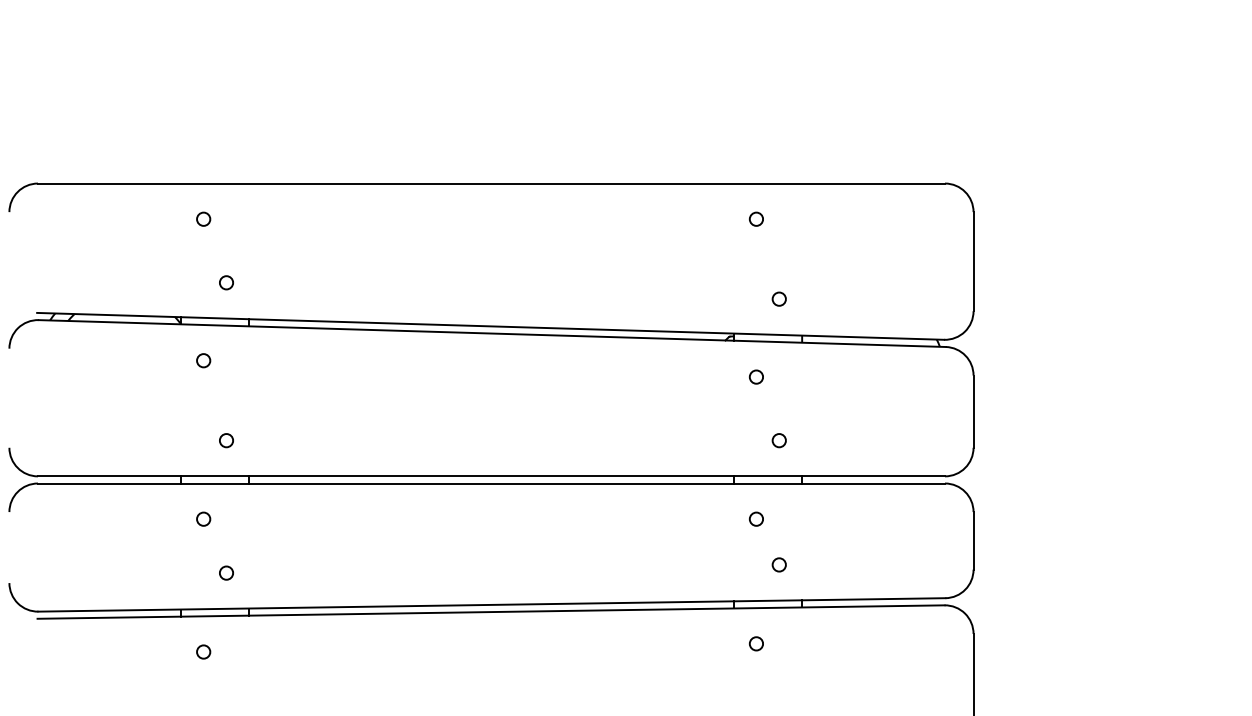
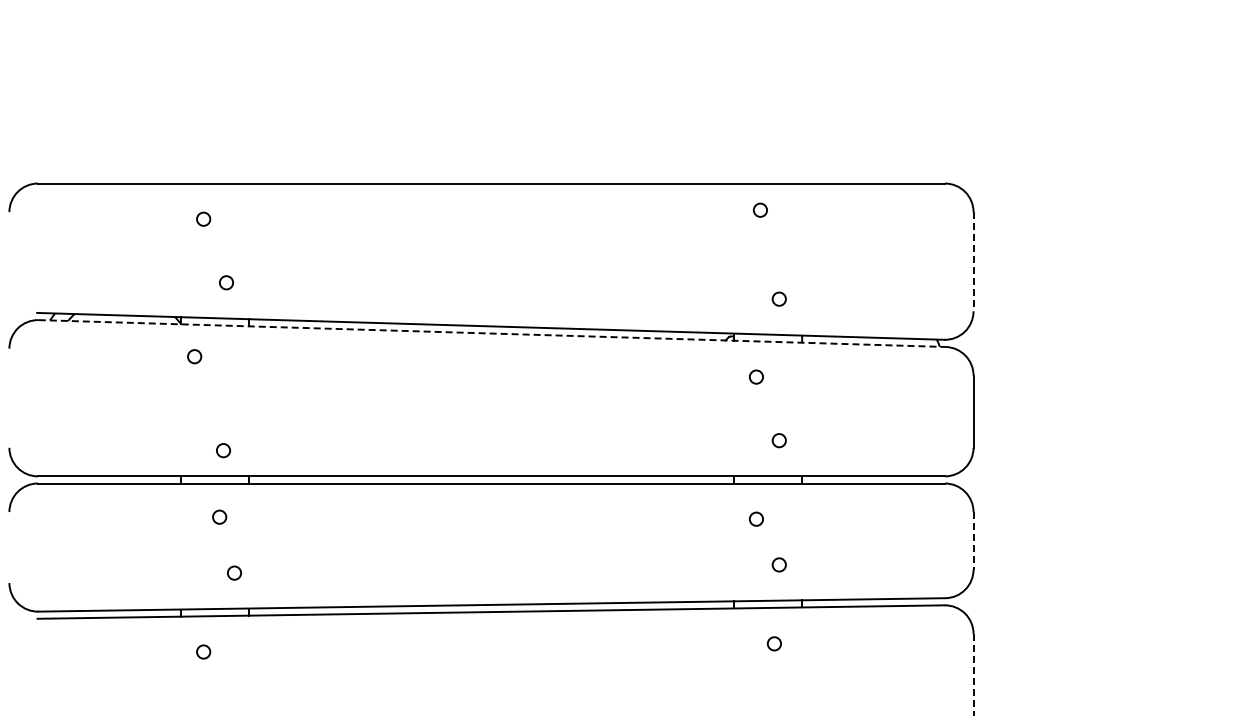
circle position: (755, 218) -> (759, 209) (759, 209)
line: solid -> dashed (973, 261)
line: solid -> dashed (492, 333)
circle position: (203, 360) -> (194, 356) (194, 356)
circle position: (226, 440) -> (223, 450) (223, 450)
circle position: (203, 518) -> (219, 516) (219, 516)
line: solid -> dashed (973, 540)
circle position: (226, 572) -> (234, 572) (234, 572)
circle position: (755, 643) -> (773, 643) (773, 643)
line: solid -> dashed (973, 674)
